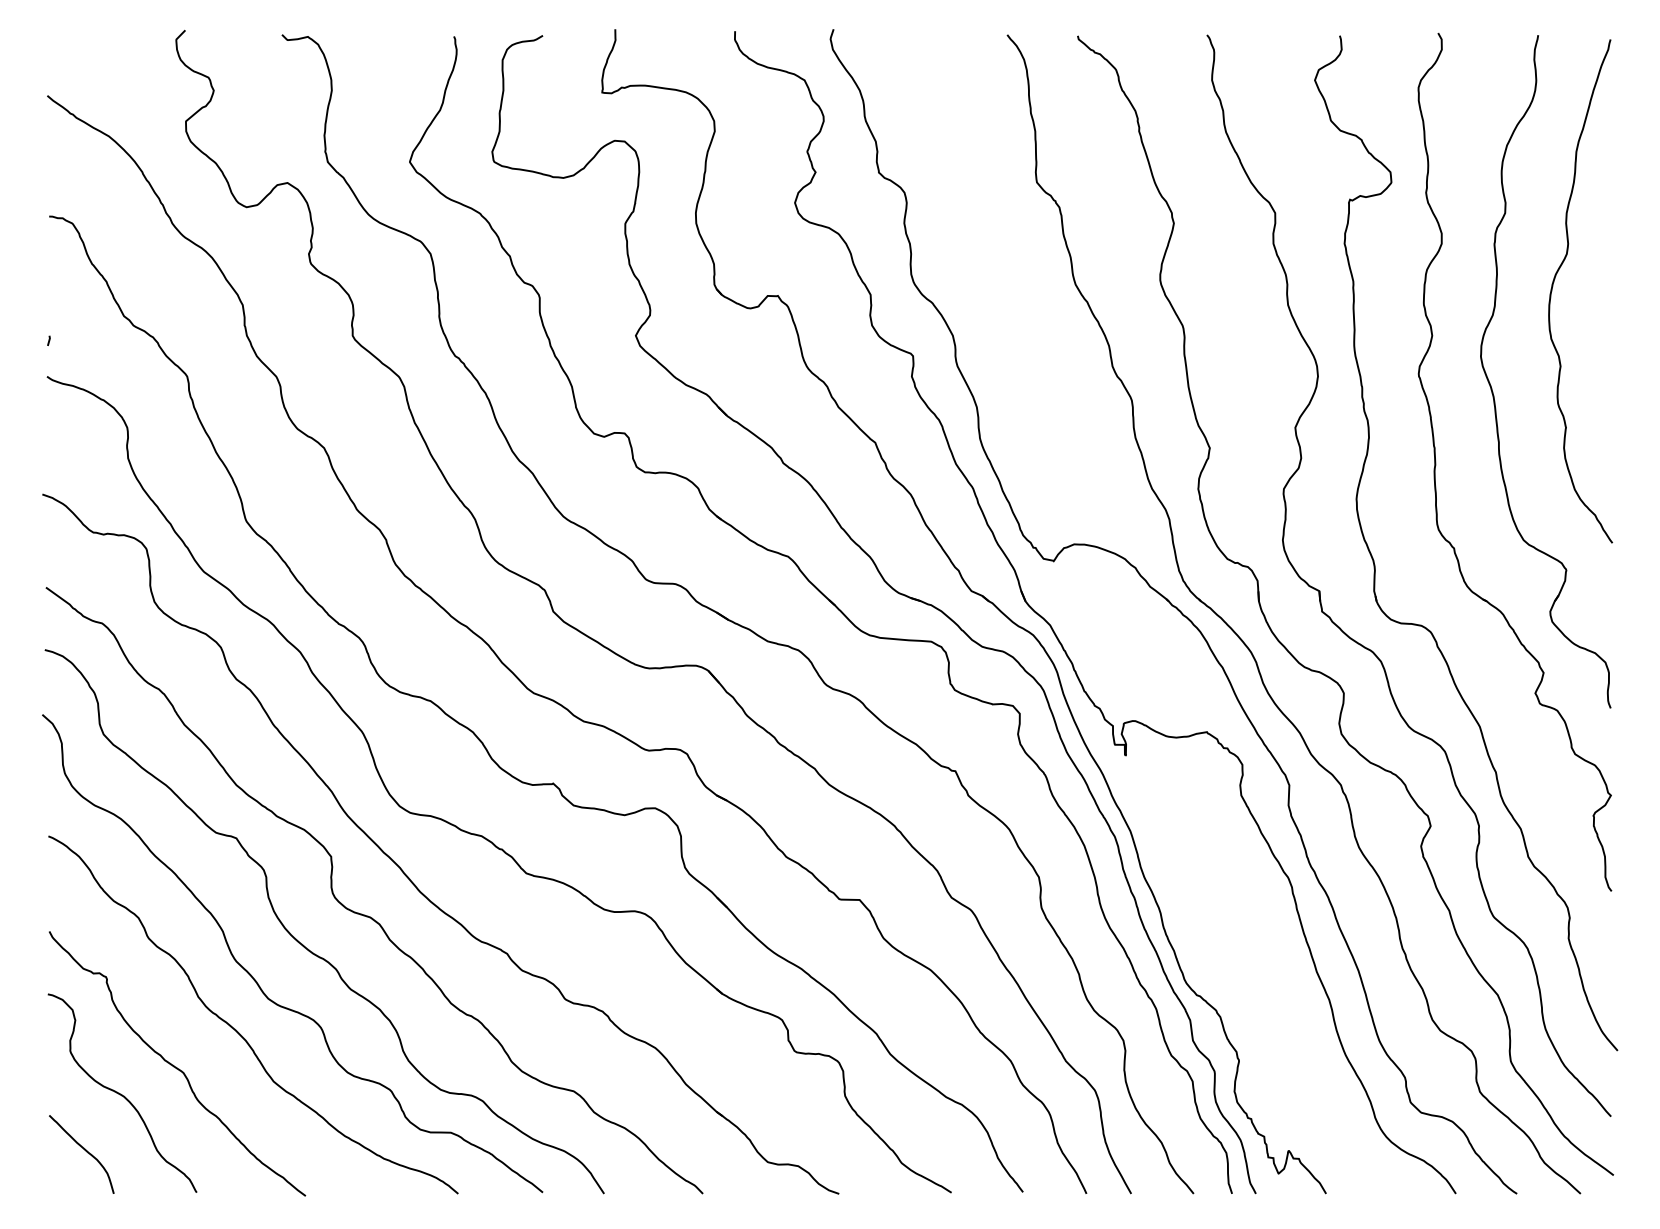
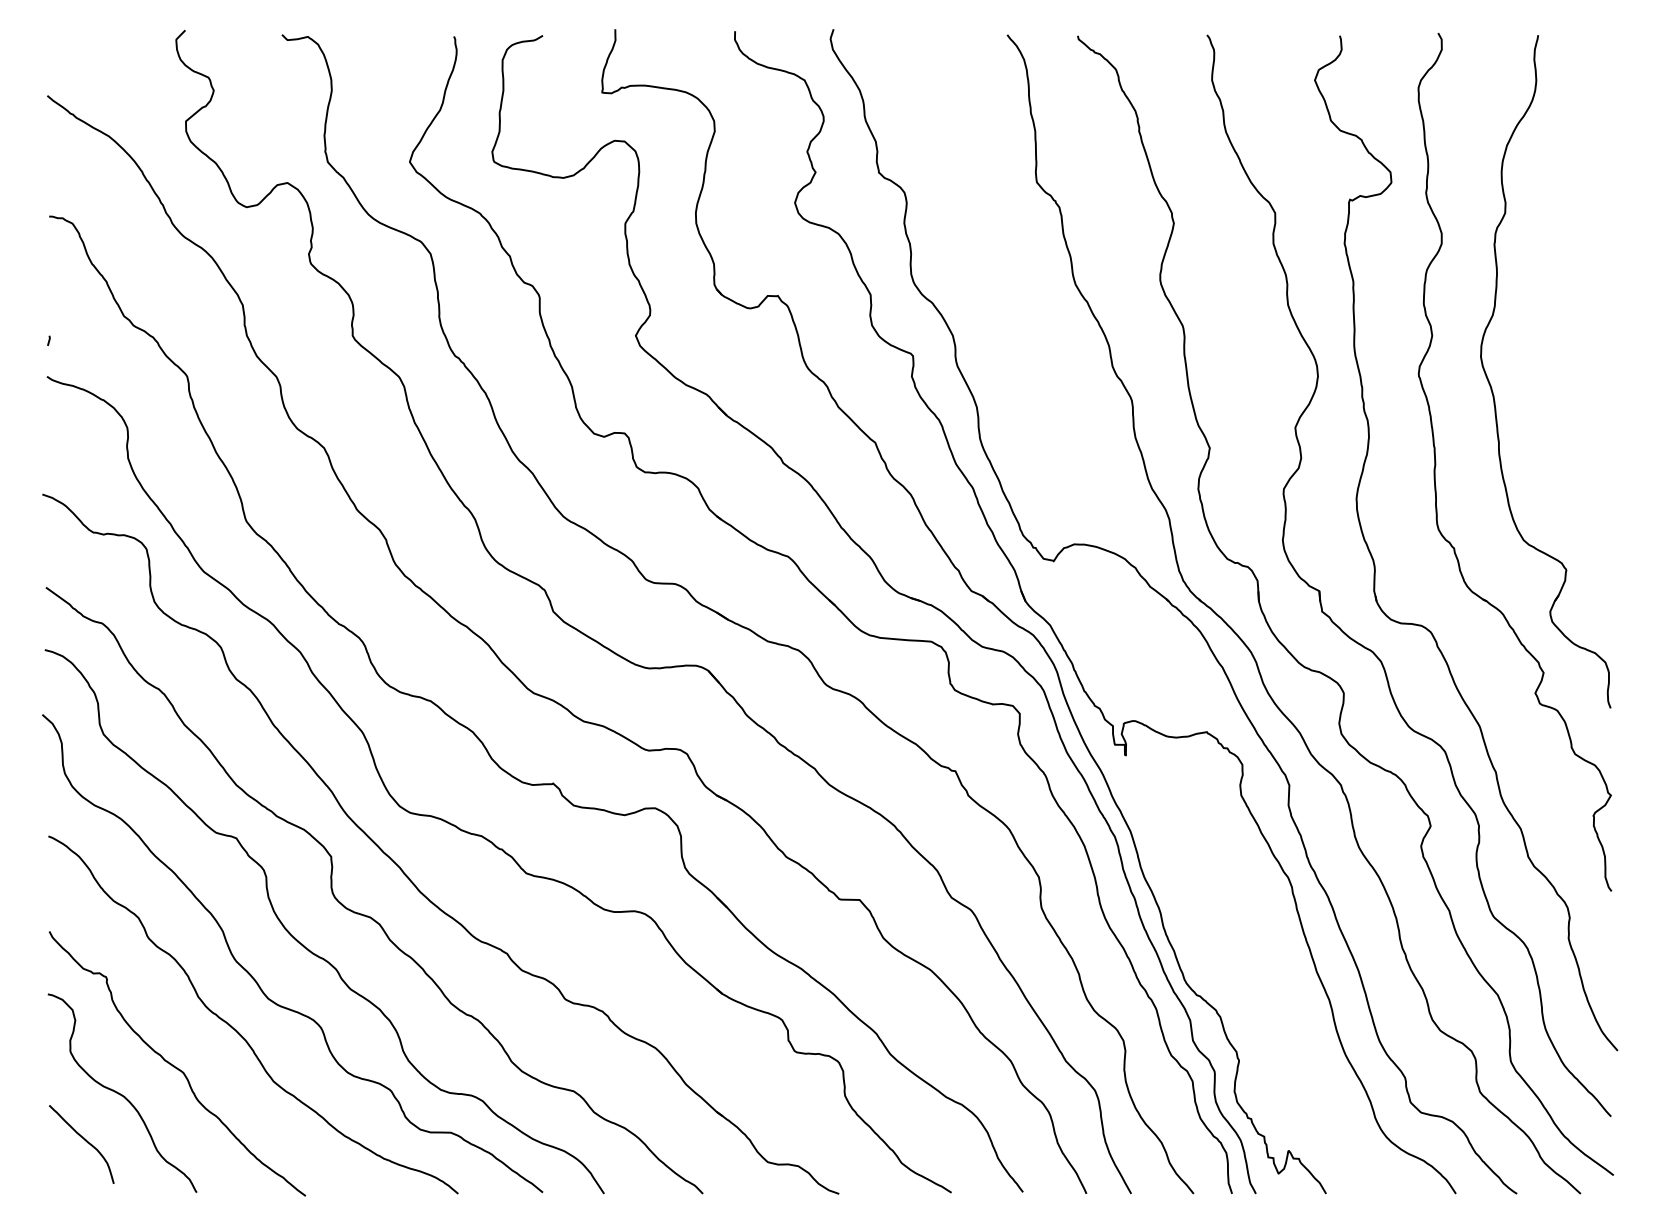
curve: present -> none (1553, 286)
curve position: (84, 1150) -> (84, 1140) (84, 1140)
